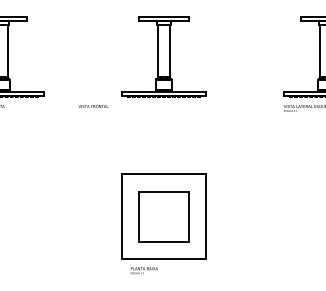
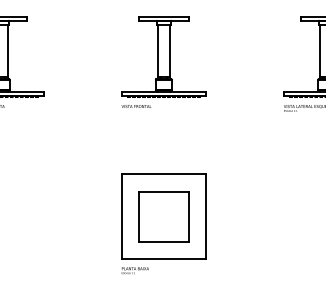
text position: (93, 106) -> (136, 106) (136, 106)
text position: (143, 270) -> (134, 270) (134, 270)
